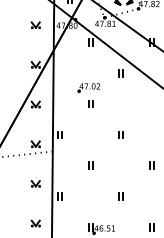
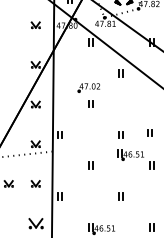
part: none -> present (149, 132)
part: none -> present (130, 154)
part: none -> present (8, 183)
part size: 11x9 px -> 16x12 px (35, 223)
